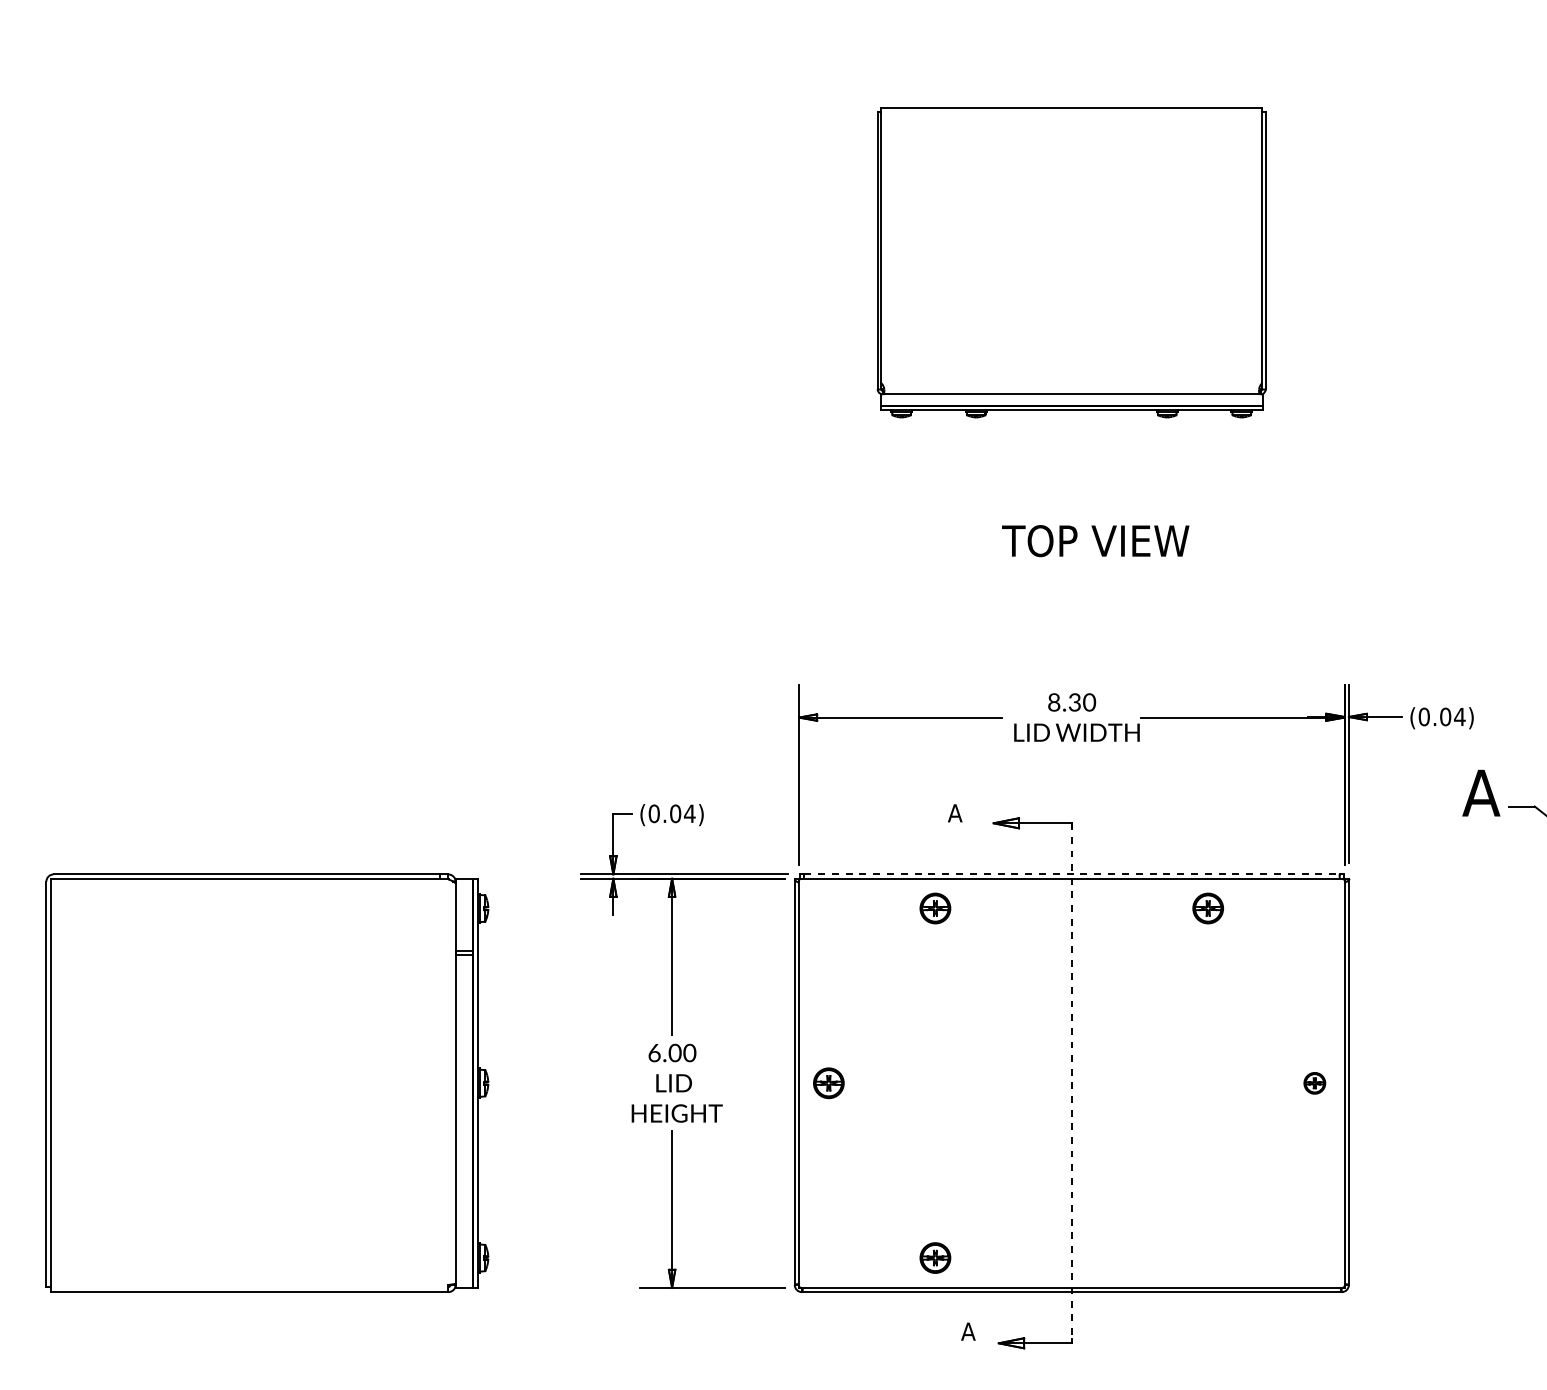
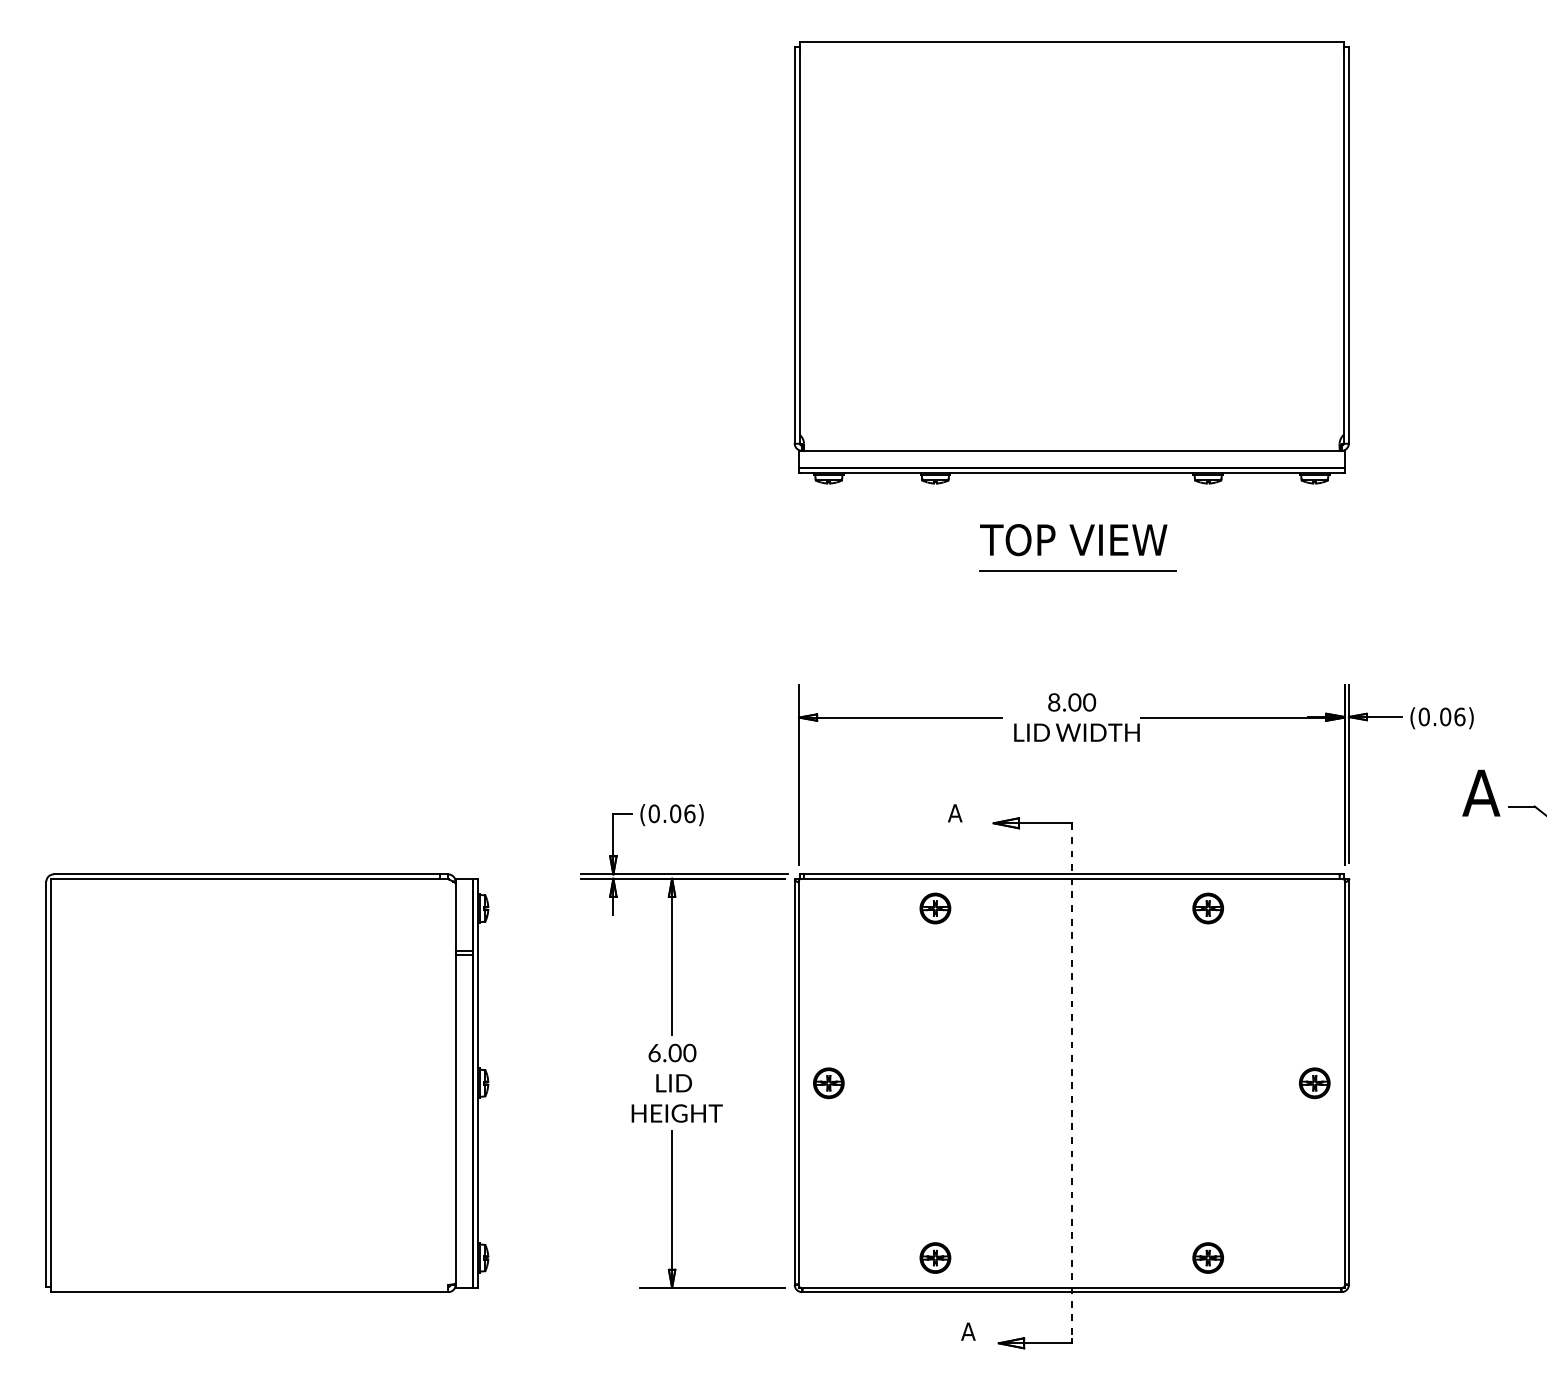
part size: 391x312 px -> 557x444 px (1071, 262)
text position: (1095, 541) -> (1073, 540) (1073, 540)
line: none -> present (1078, 570)
text: 8.30 -> 8.00 (1074, 702)
text: (0.04) -> (0.06) (1459, 716)
text: (0.04) -> (0.06) (689, 813)
line: dashed -> solid (1071, 874)
part size: 24x23 px -> 32x33 px (1314, 1083)
part: none -> present (1207, 1257)
